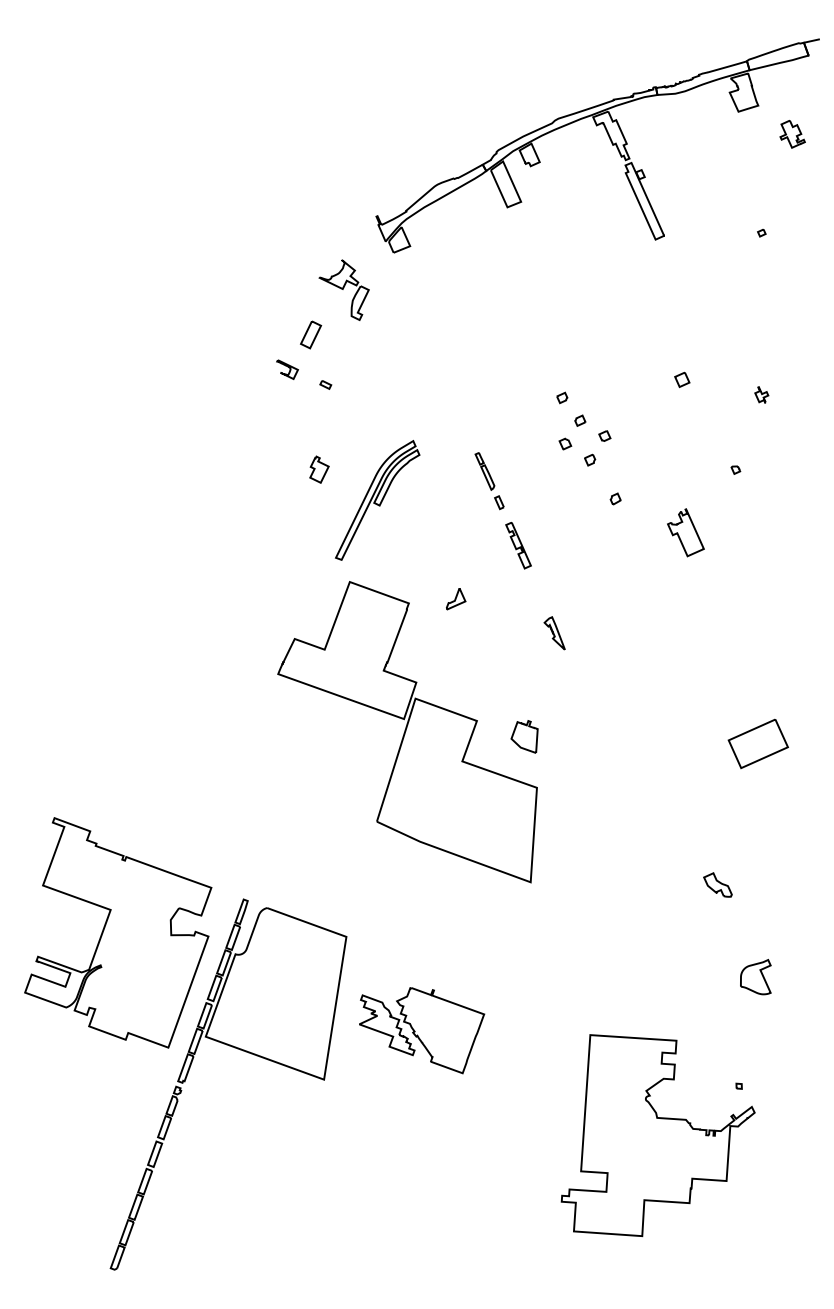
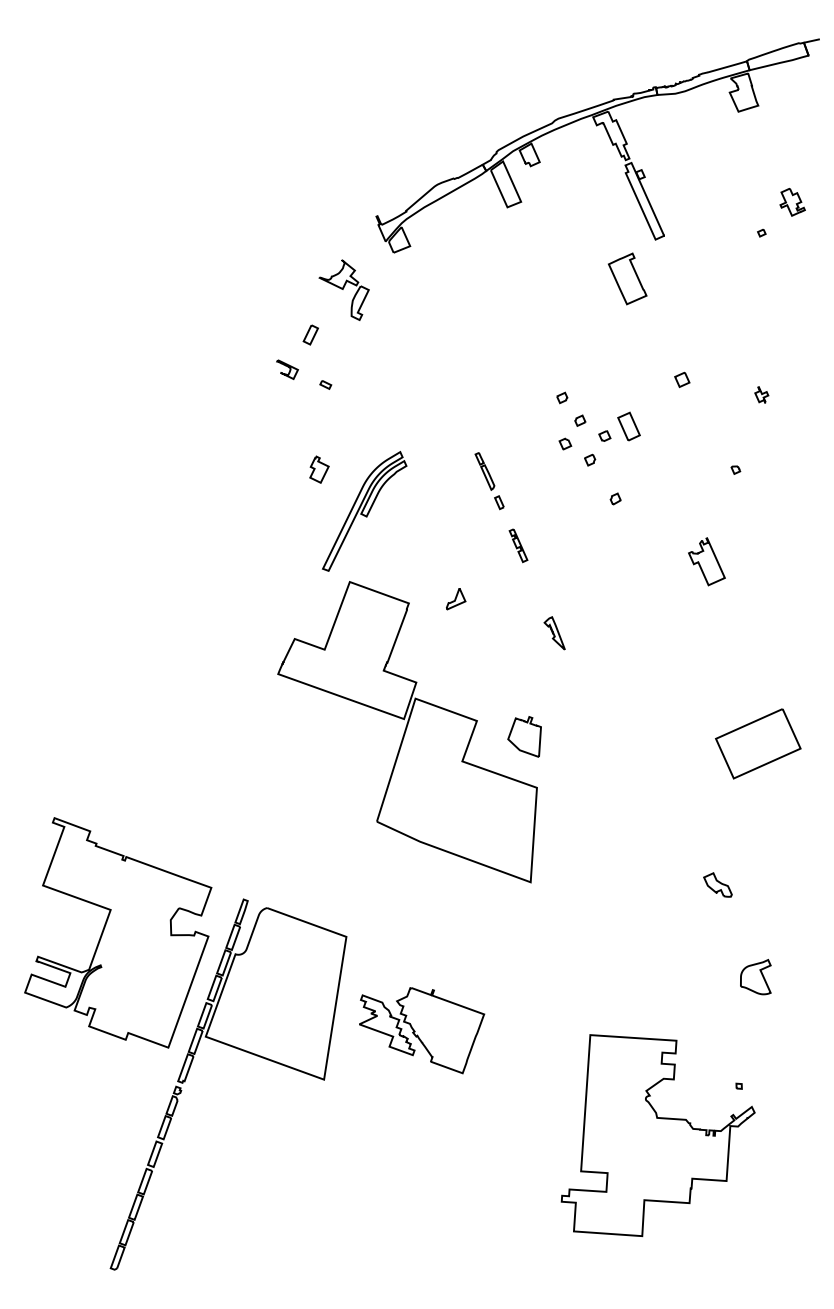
part position: (792, 134) -> (792, 202) (792, 202)
part: none -> present (627, 278)
part size: 23x30 px -> 17x22 px (310, 334)
part: none -> present (628, 426)
part position: (377, 500) -> (364, 511) (364, 511)
part position: (685, 532) -> (706, 561) (706, 561)
part size: 27x48 px -> 21x36 px (518, 545)
part size: 29x34 px -> 35x42 px (524, 736)
part size: 62x52 px -> 87x72 px (758, 743)
